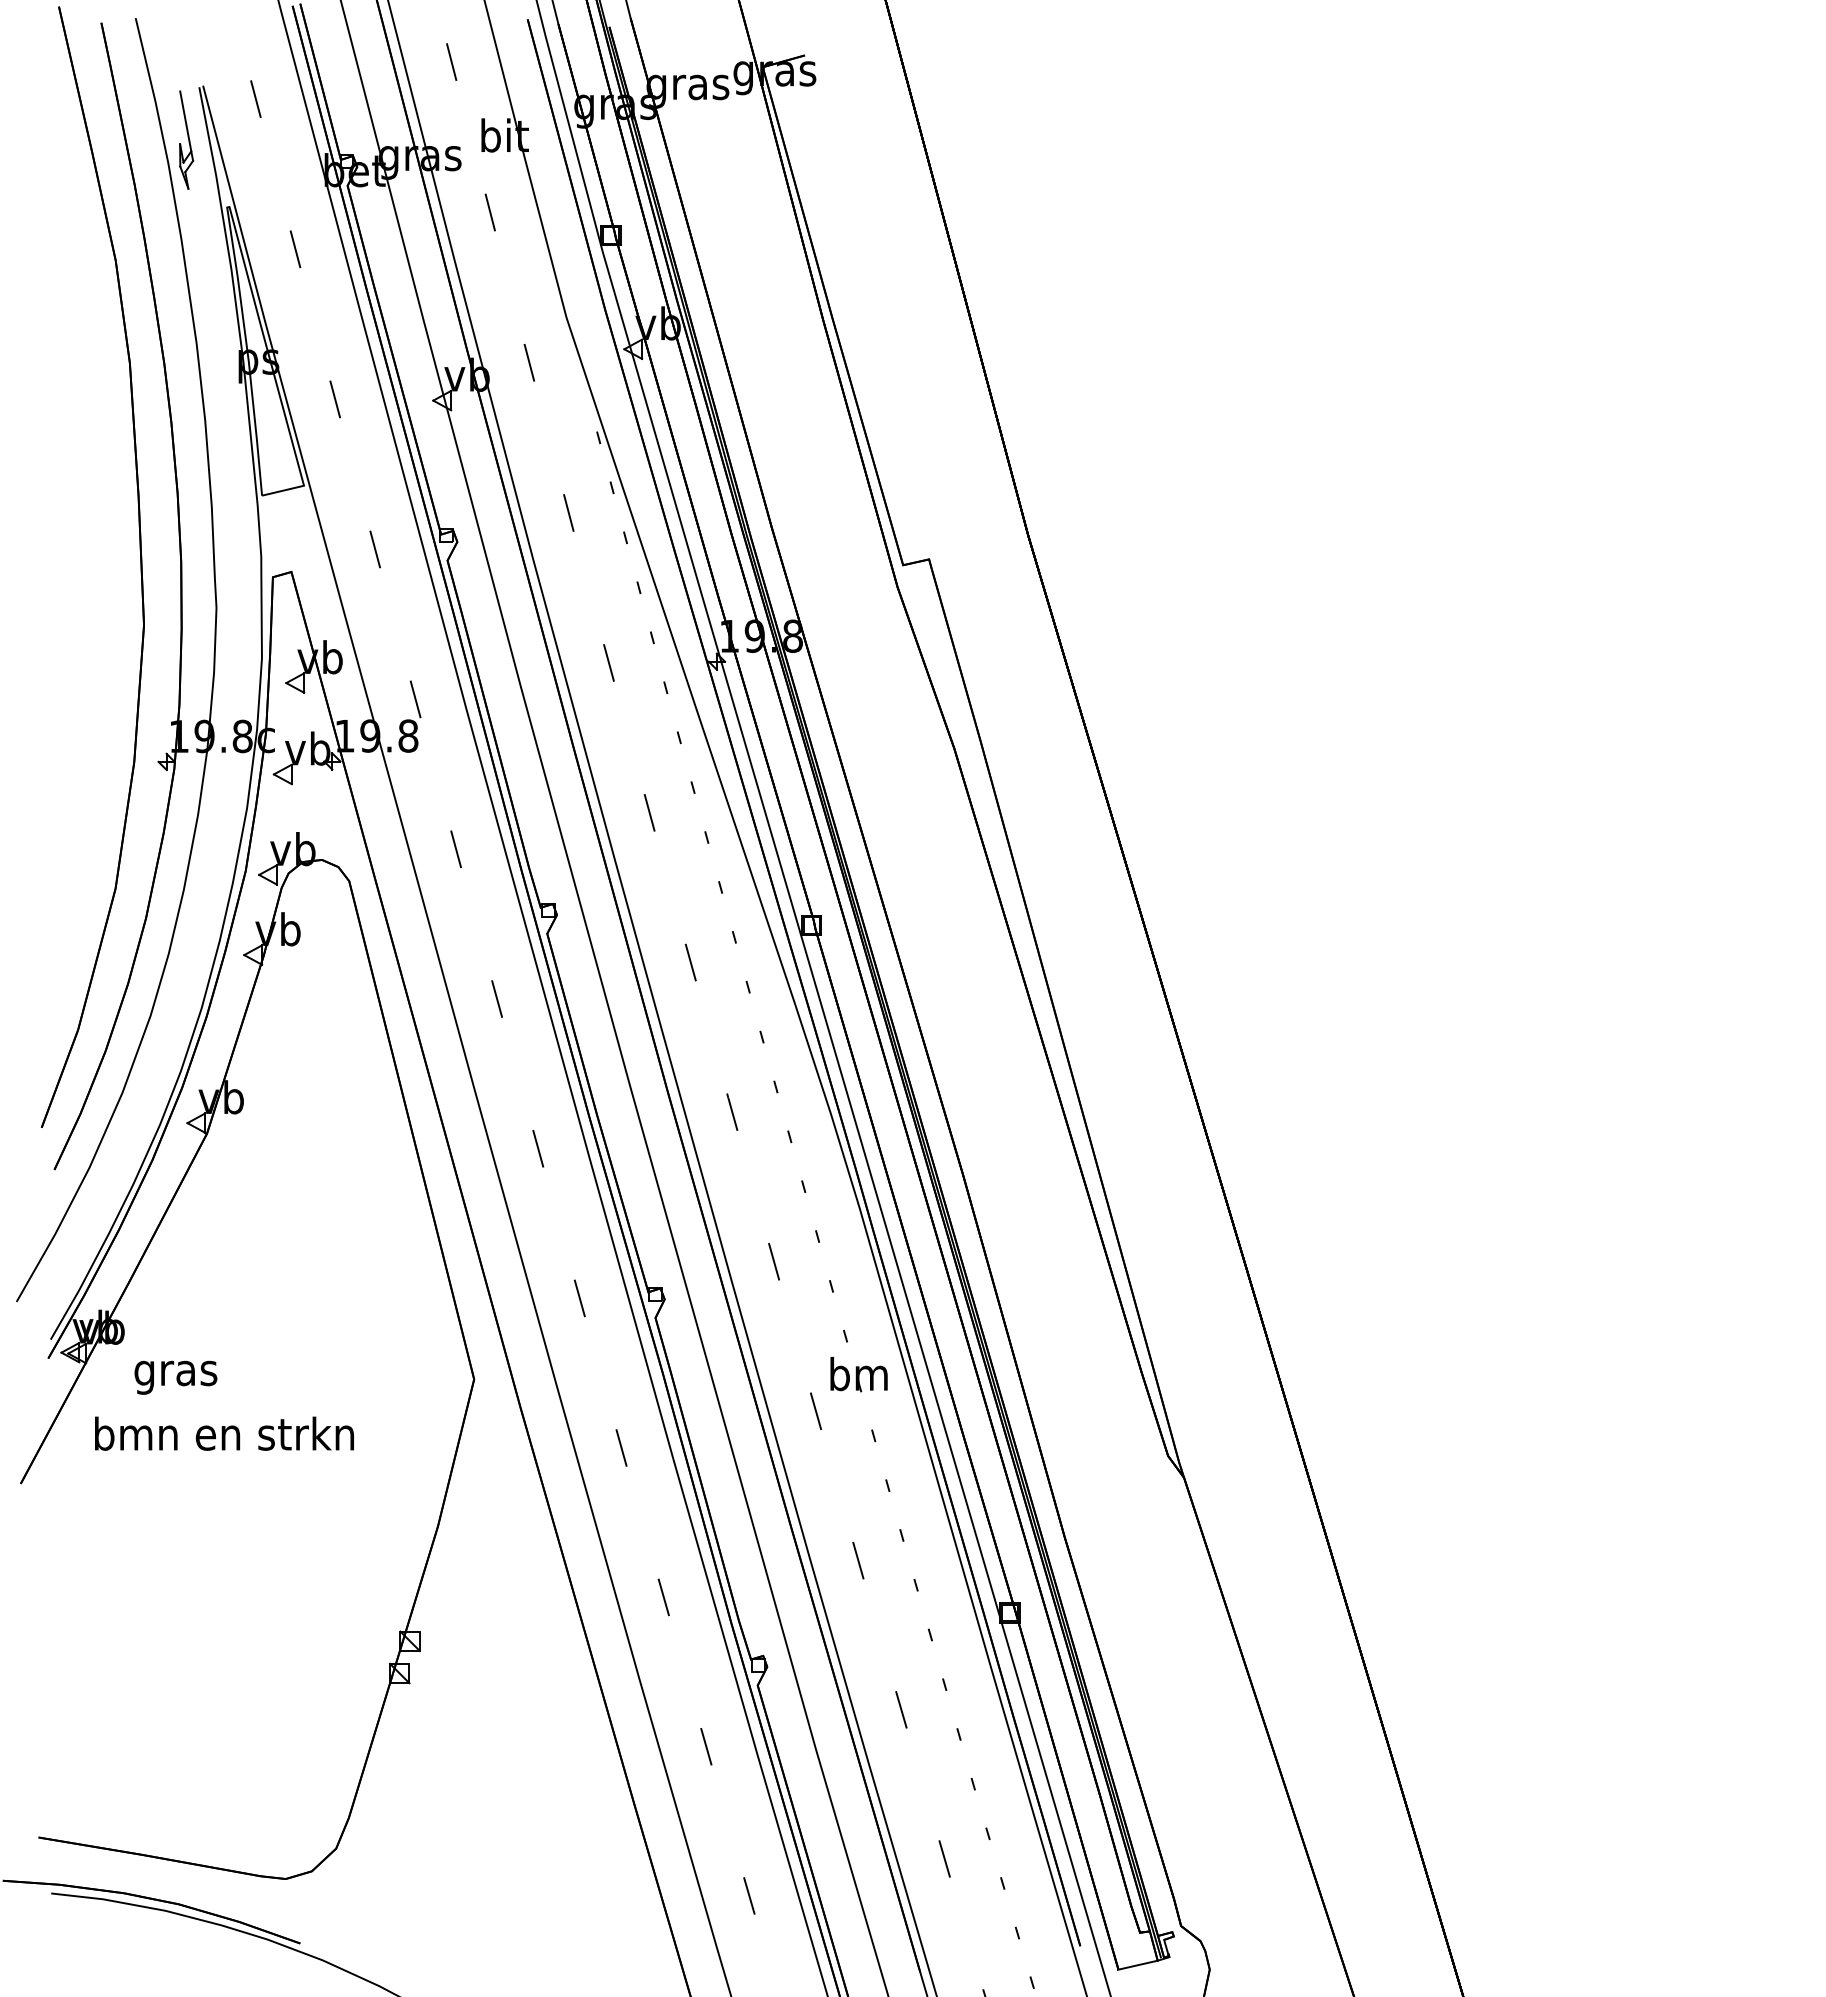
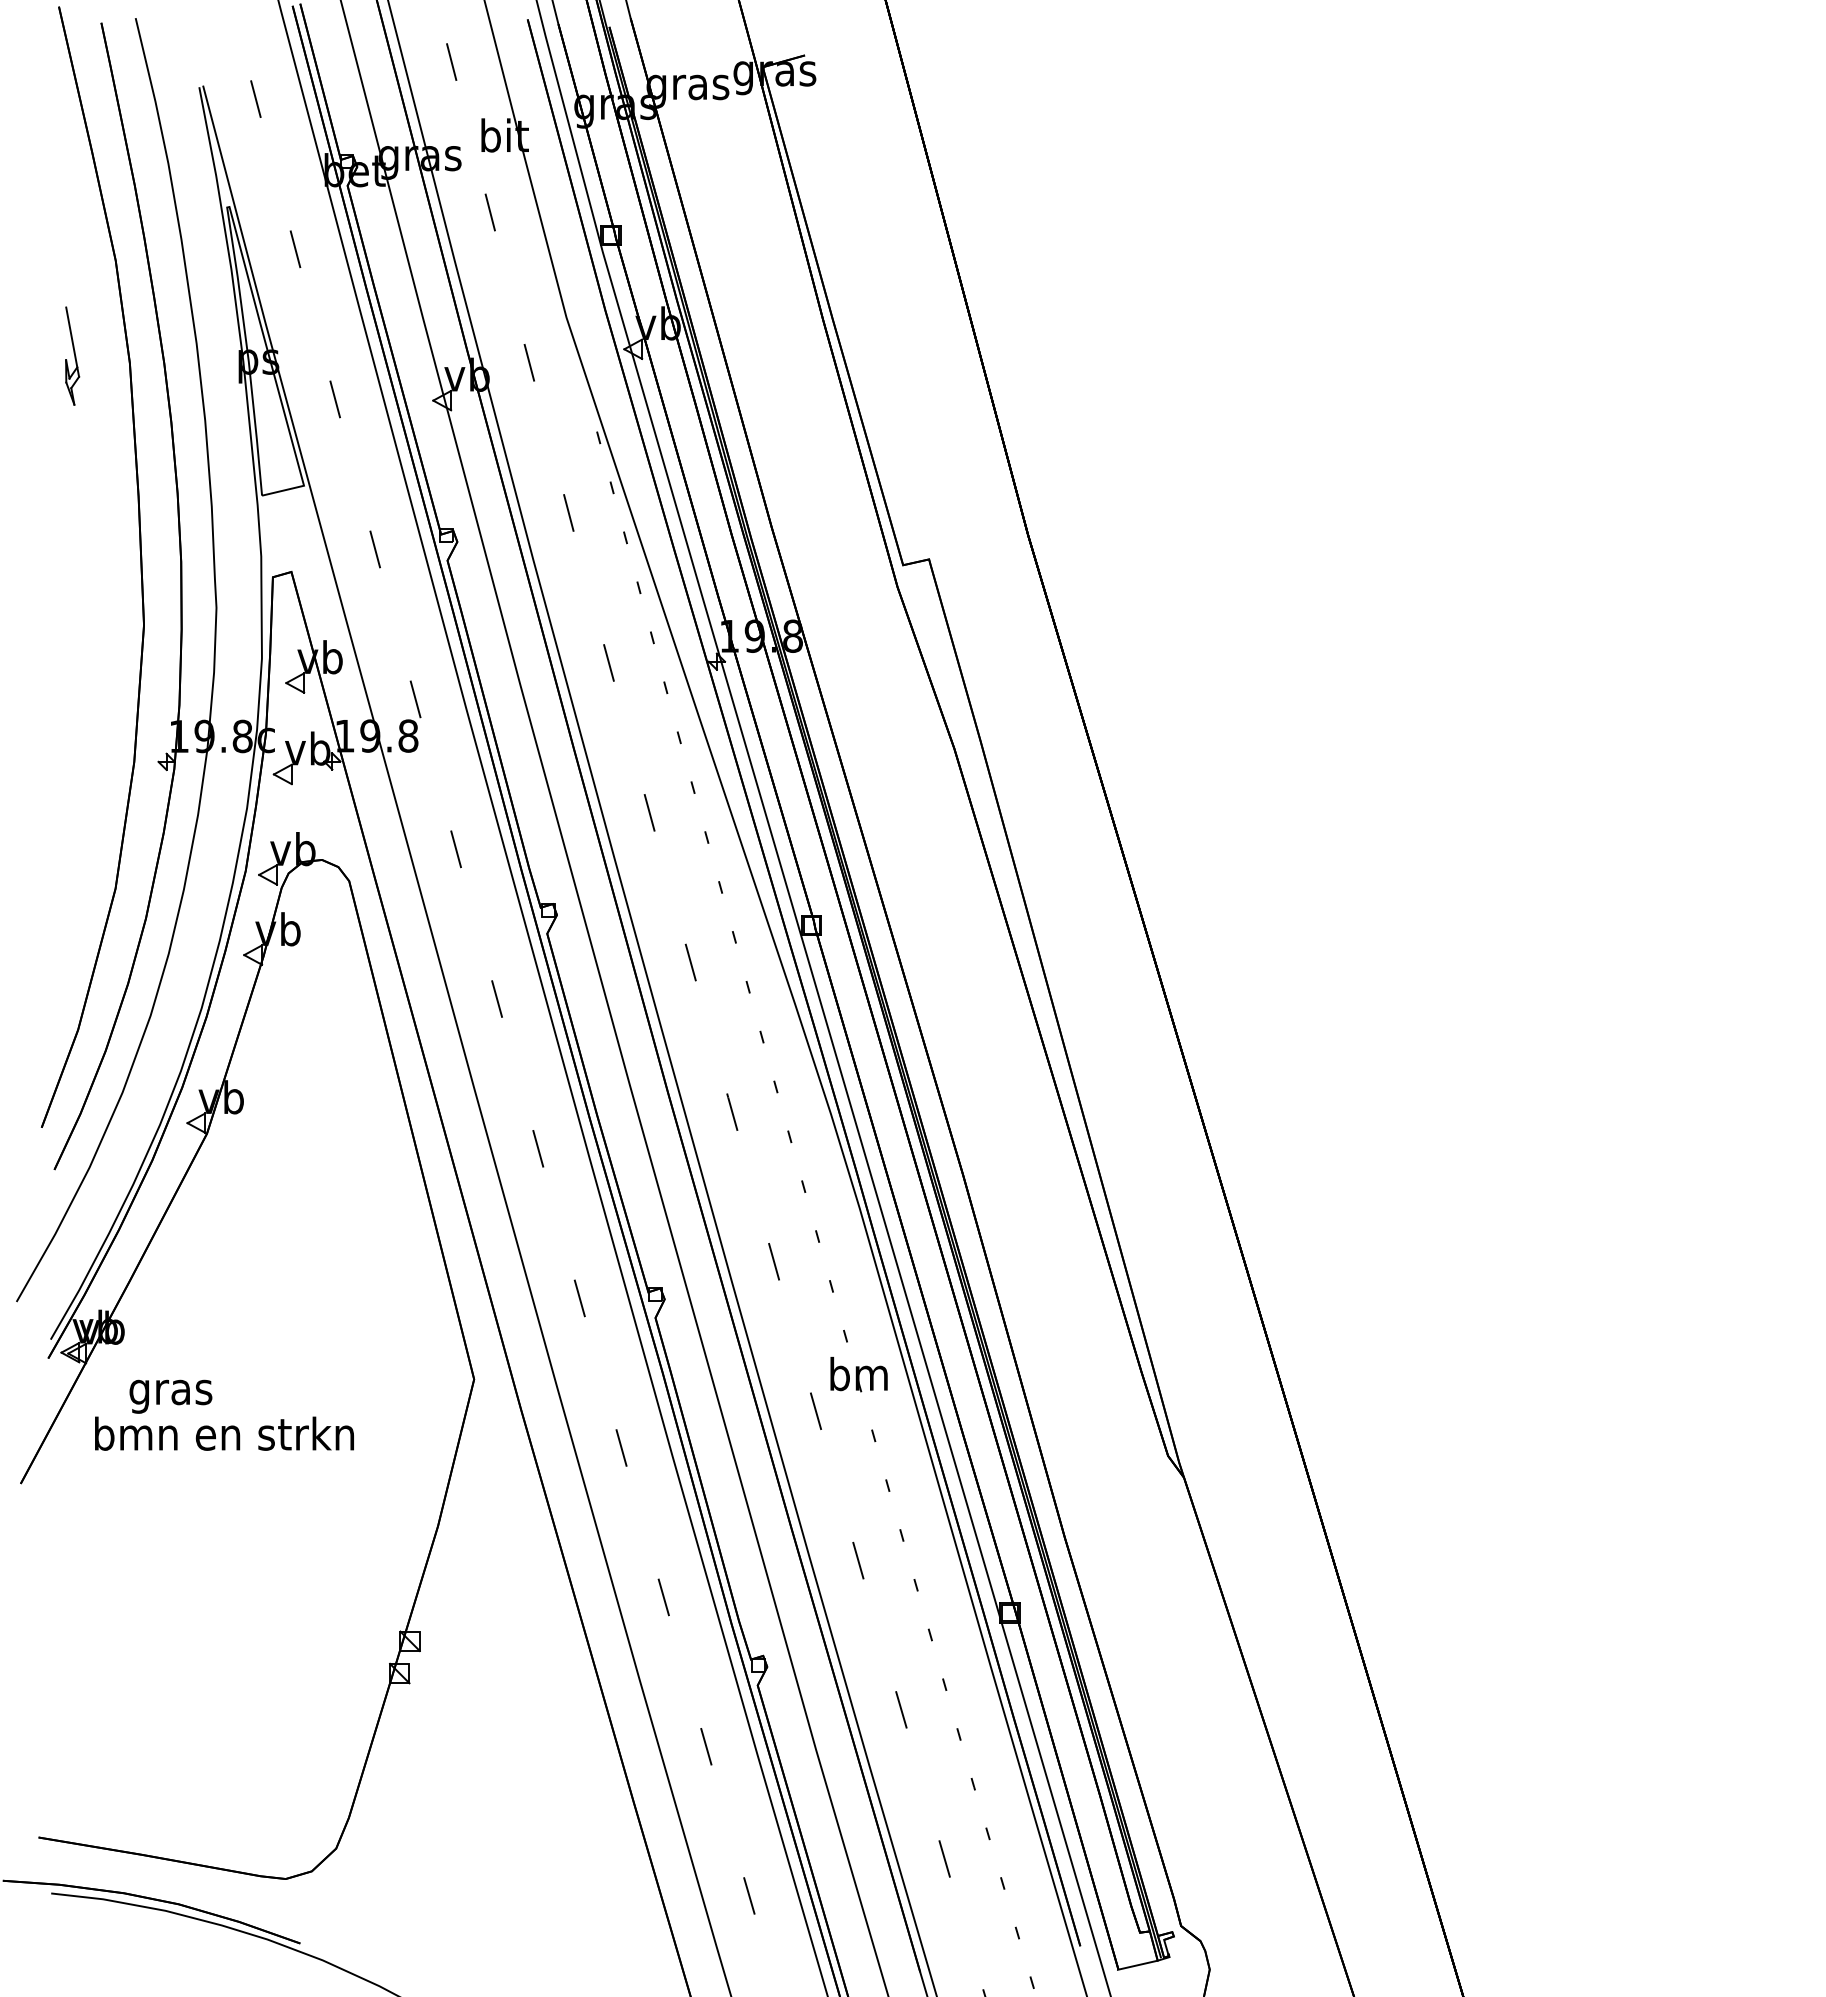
part position: (186, 139) -> (72, 355) (72, 355)
text position: (175, 1377) -> (170, 1396) (170, 1396)
